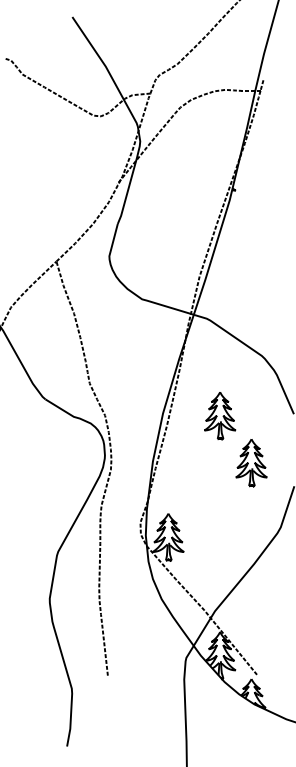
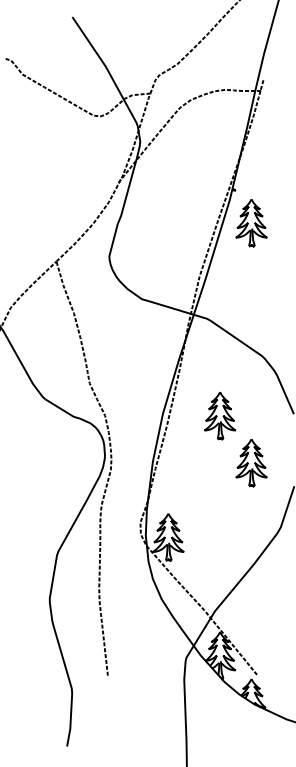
part: none -> present (251, 223)
